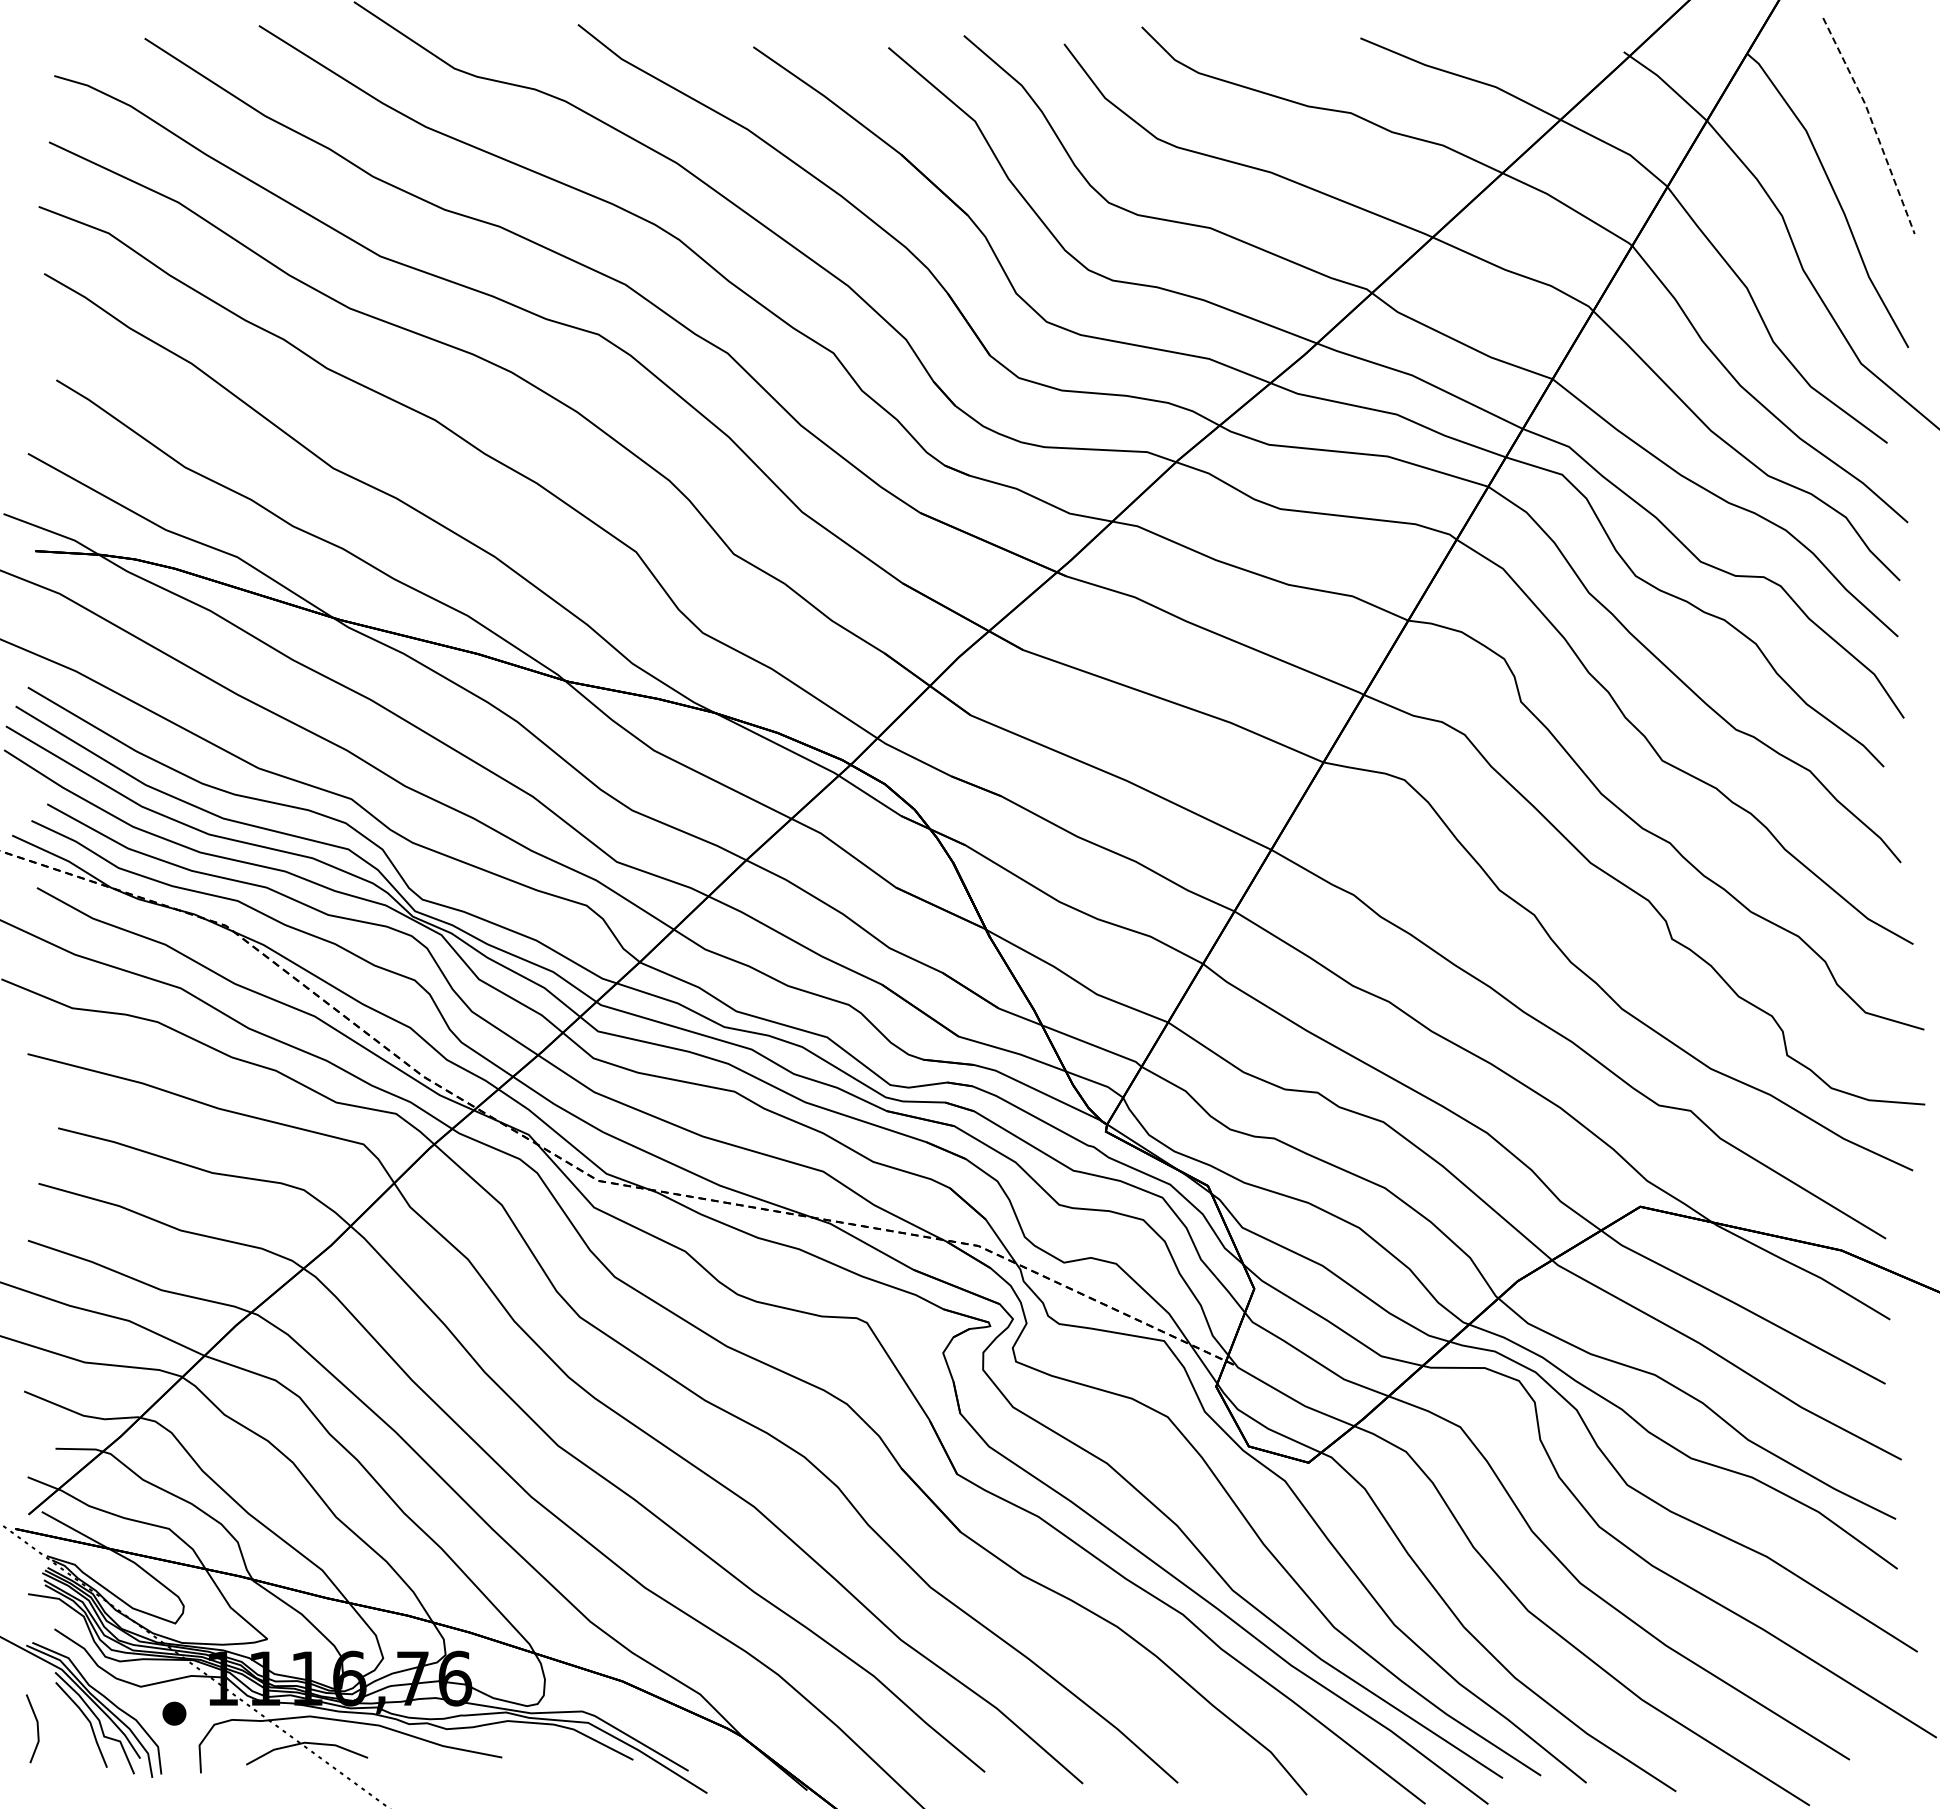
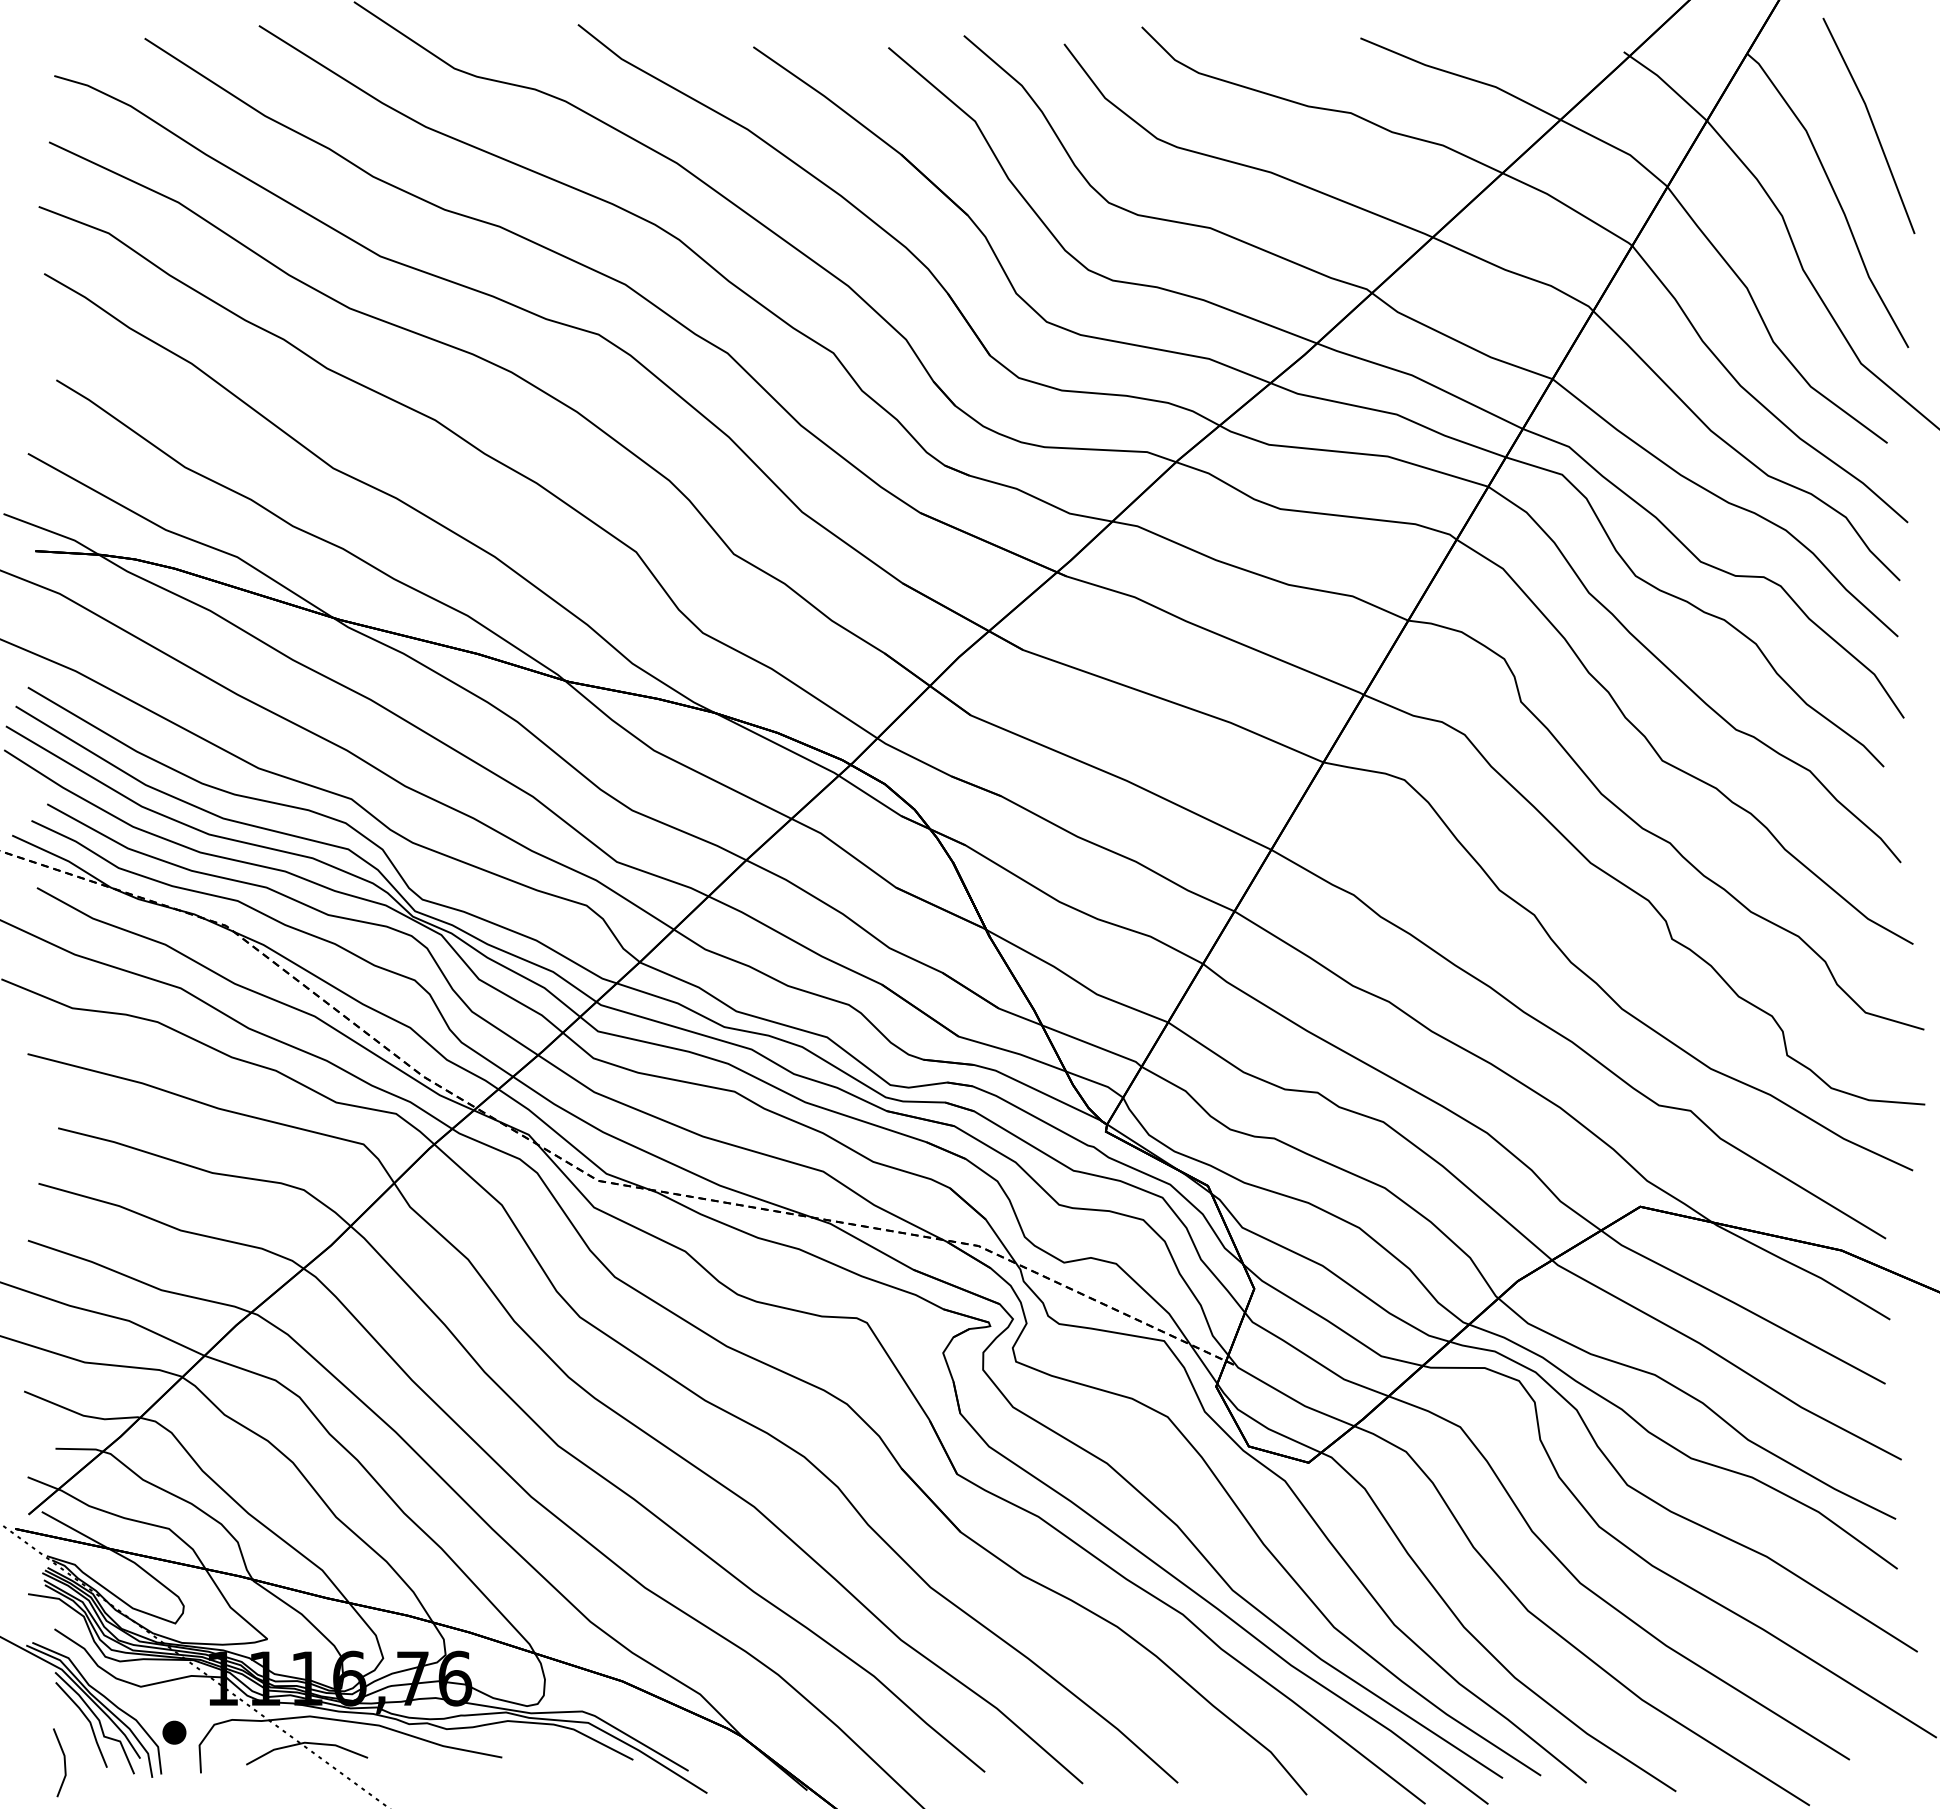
line: dashed -> solid (1872, 124)
part position: (174, 1713) -> (174, 1732) (174, 1732)
line position: (36, 1725) -> (63, 1759) (63, 1759)
